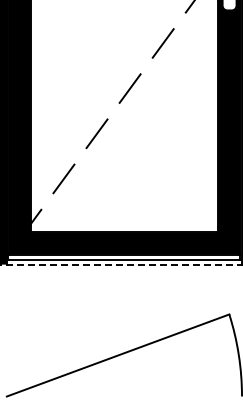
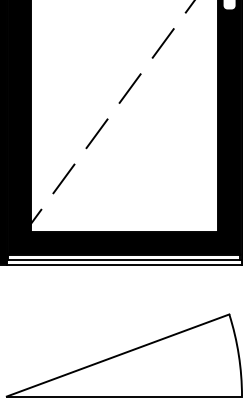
line: dashed -> solid (121, 264)
line: none -> present (122, 396)
